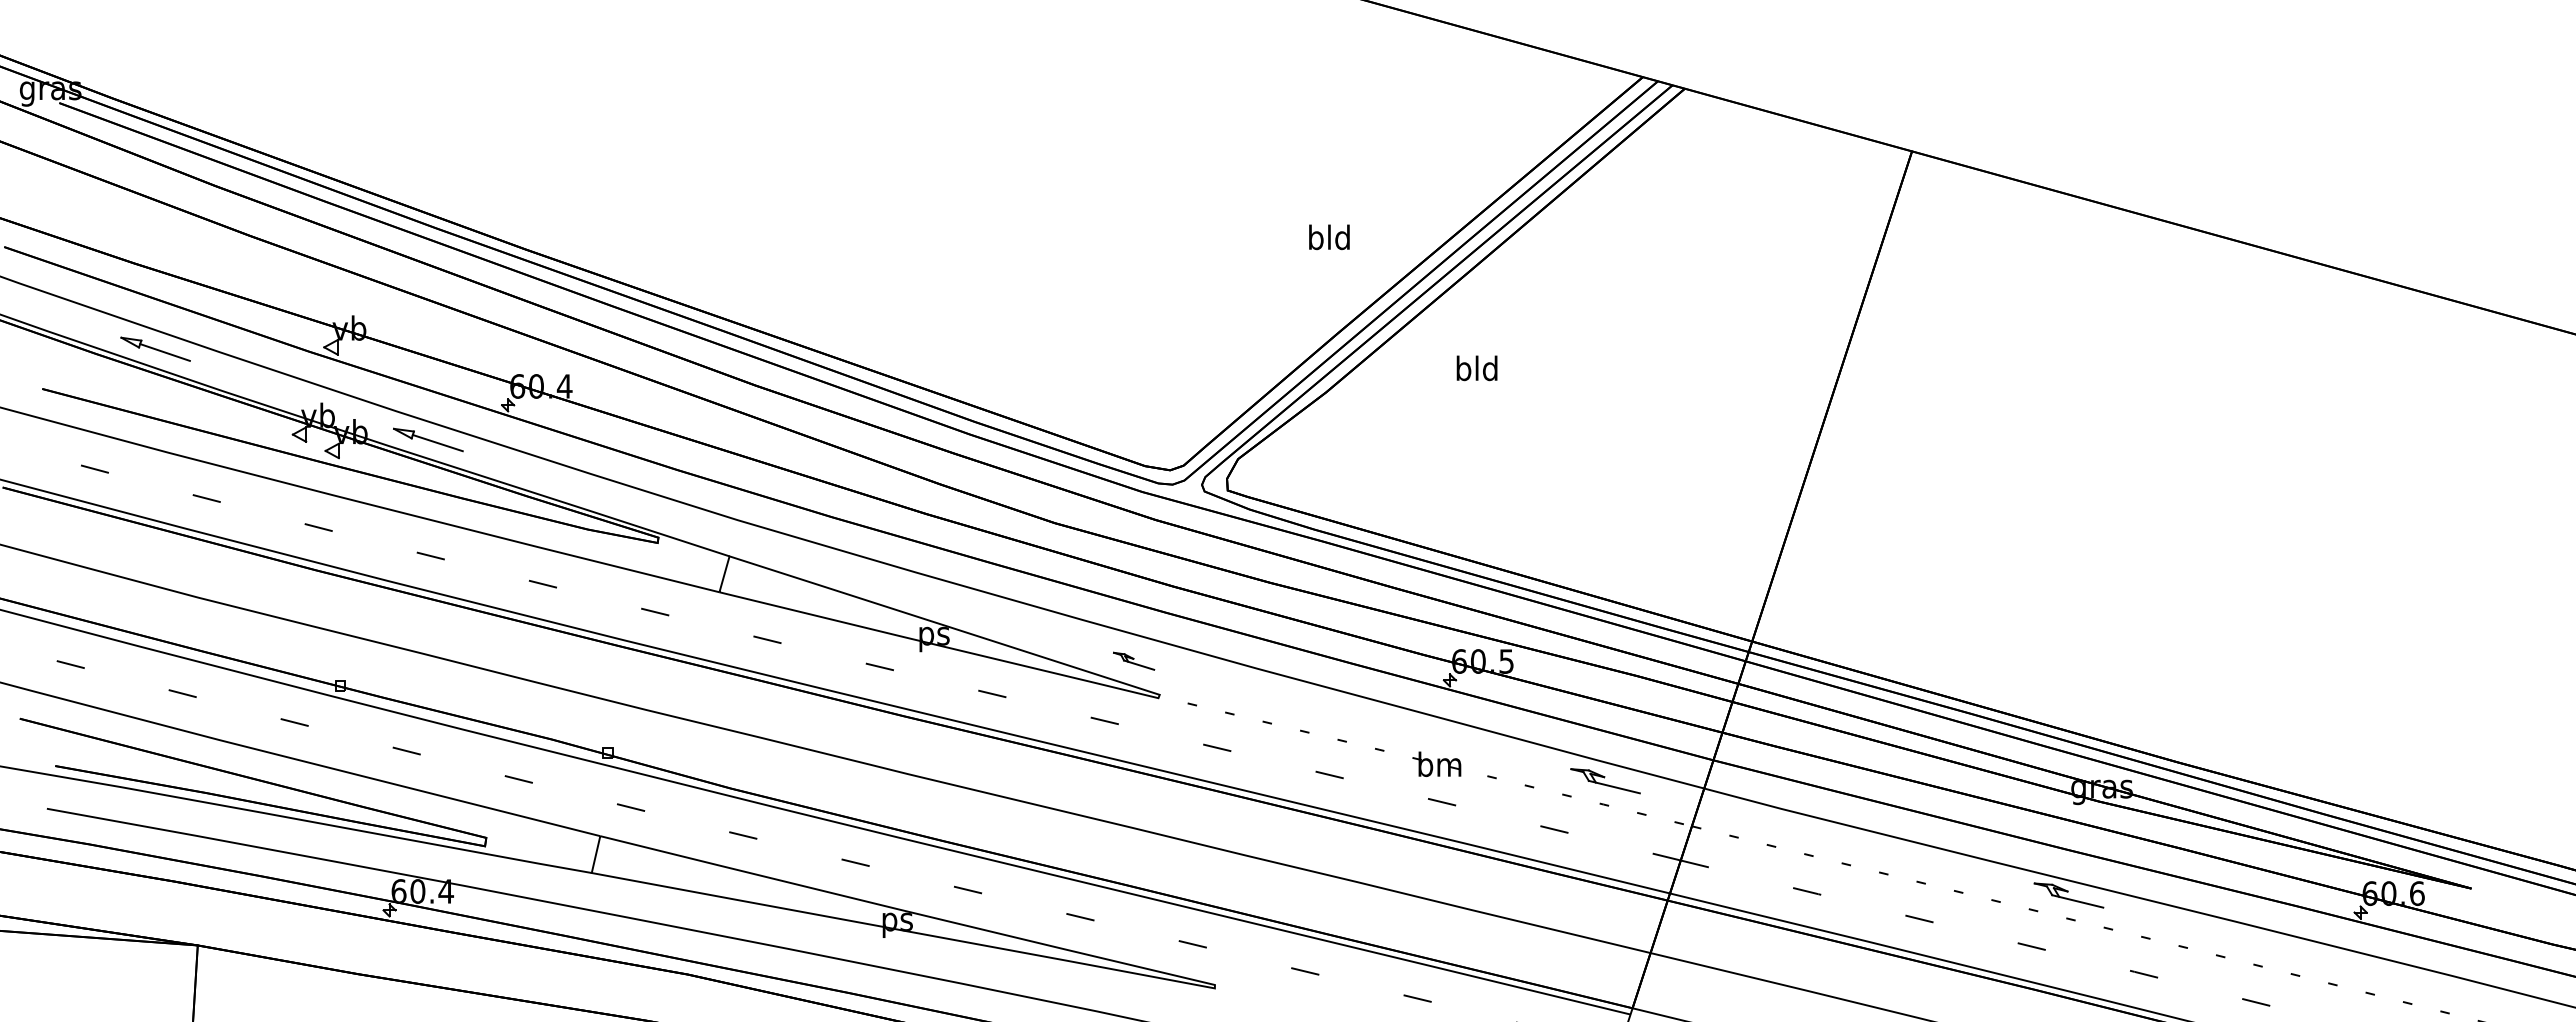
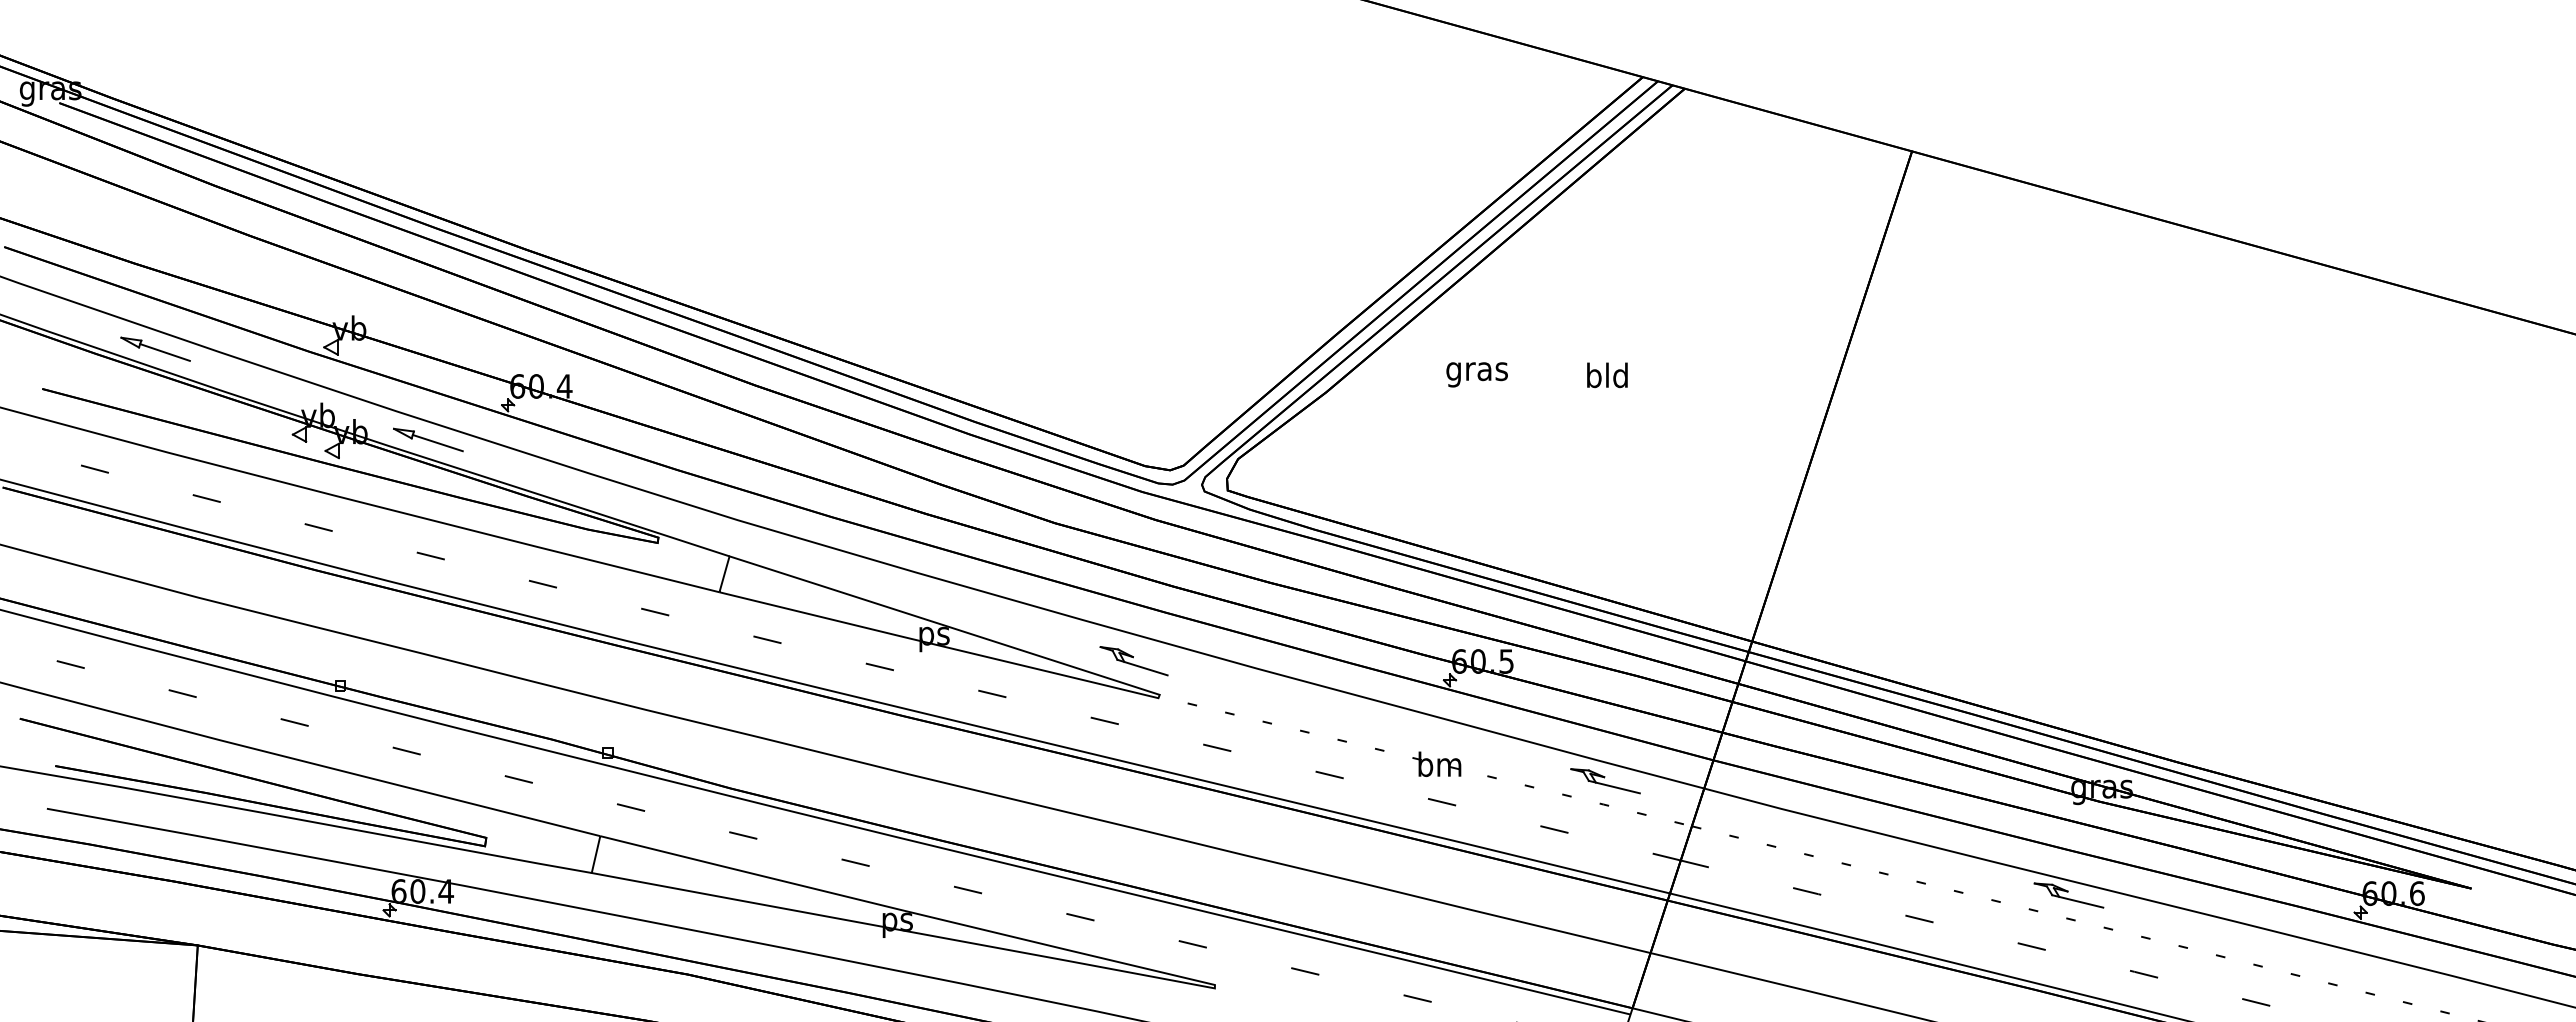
text position: (1329, 237) -> (1607, 375) (1607, 375)
text: bld -> gras (1476, 371)
part size: 43x20 px -> 70x31 px (1133, 661)
